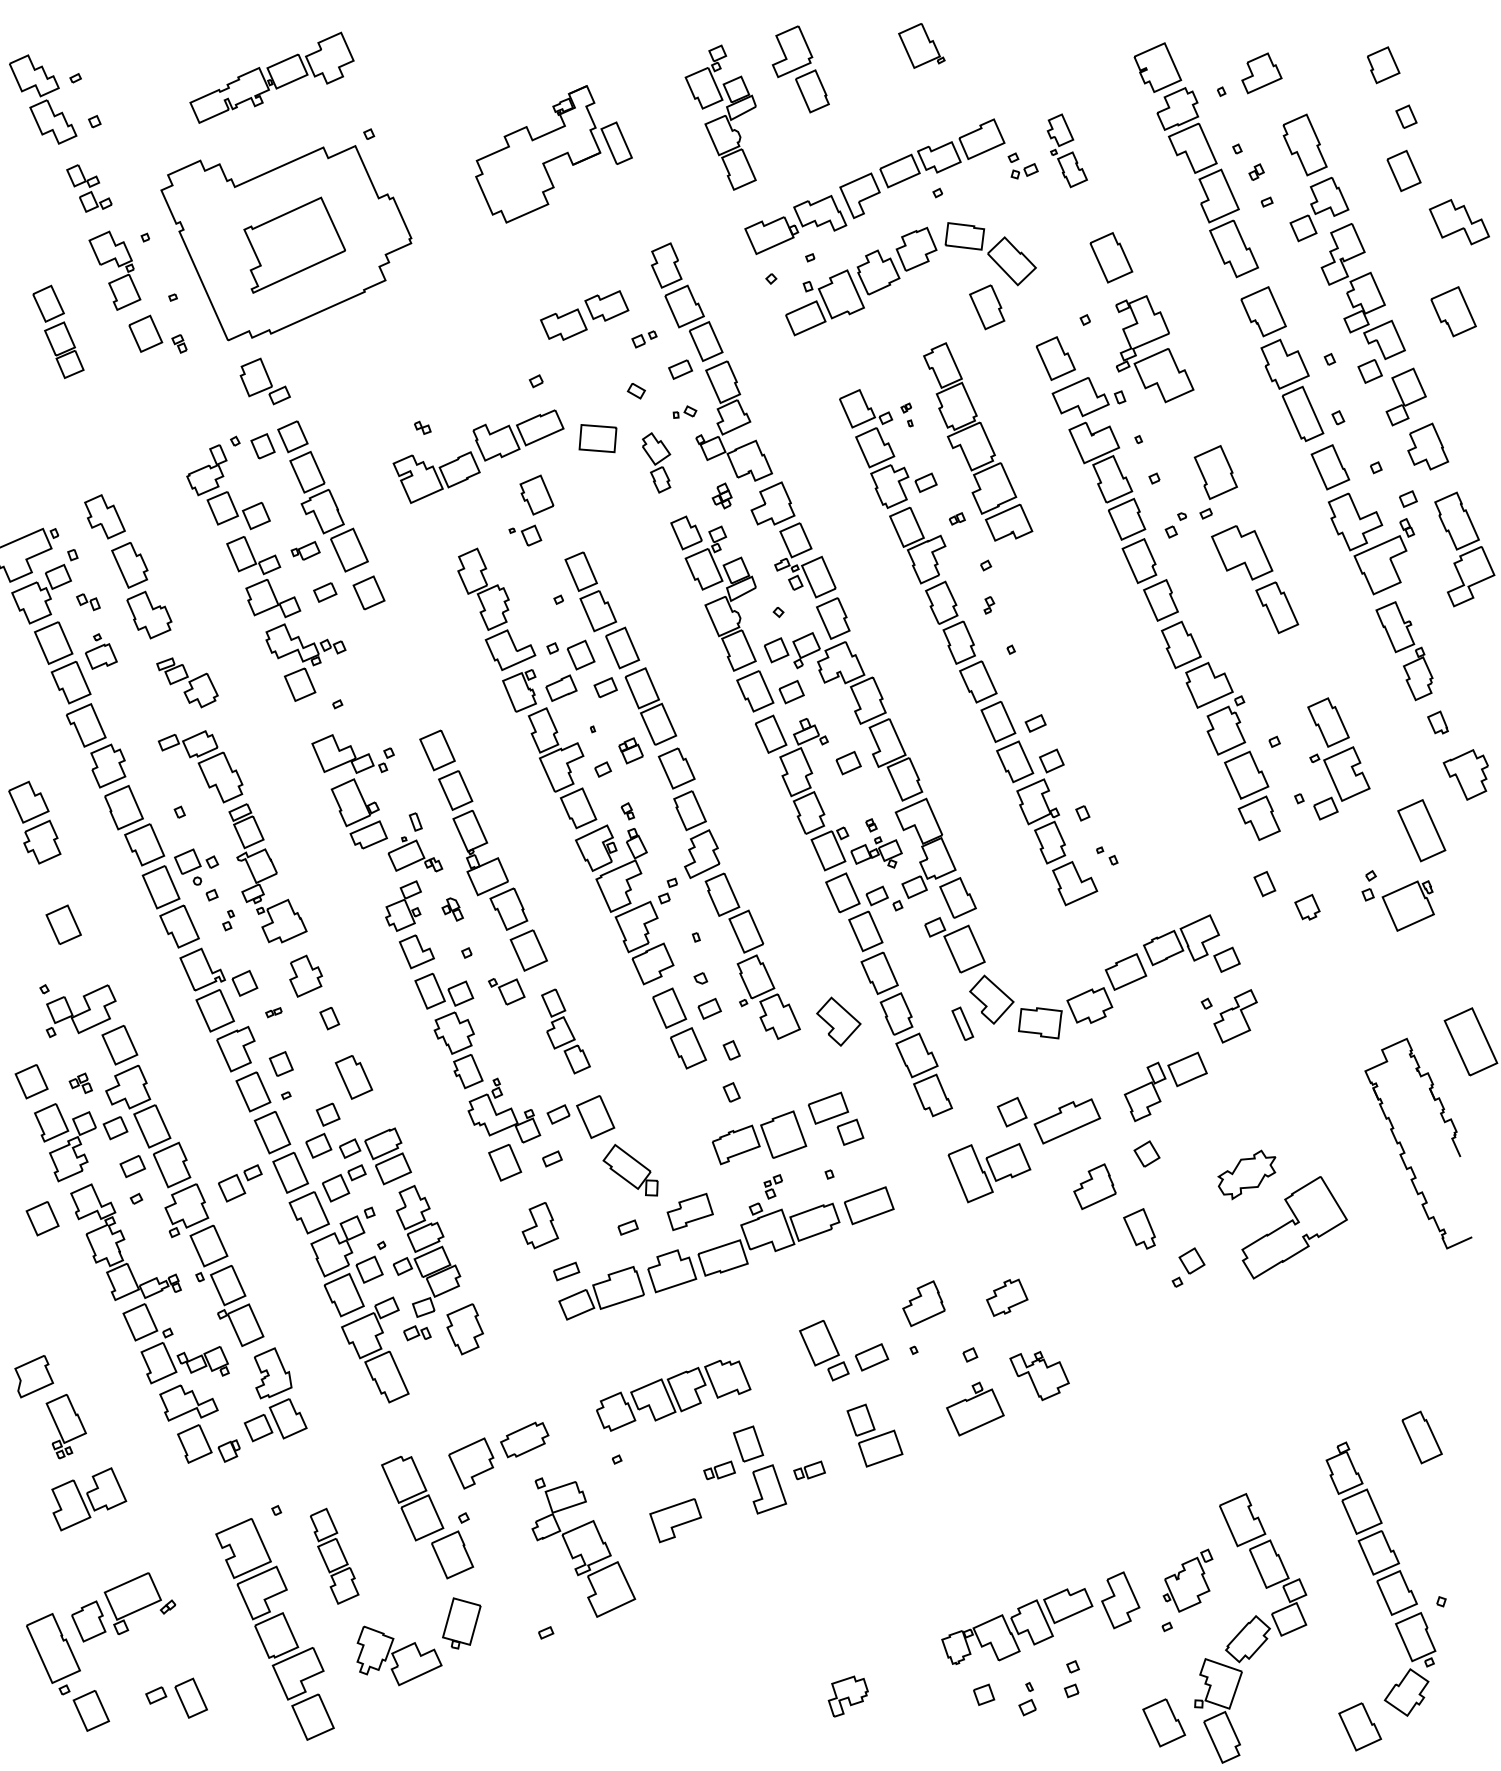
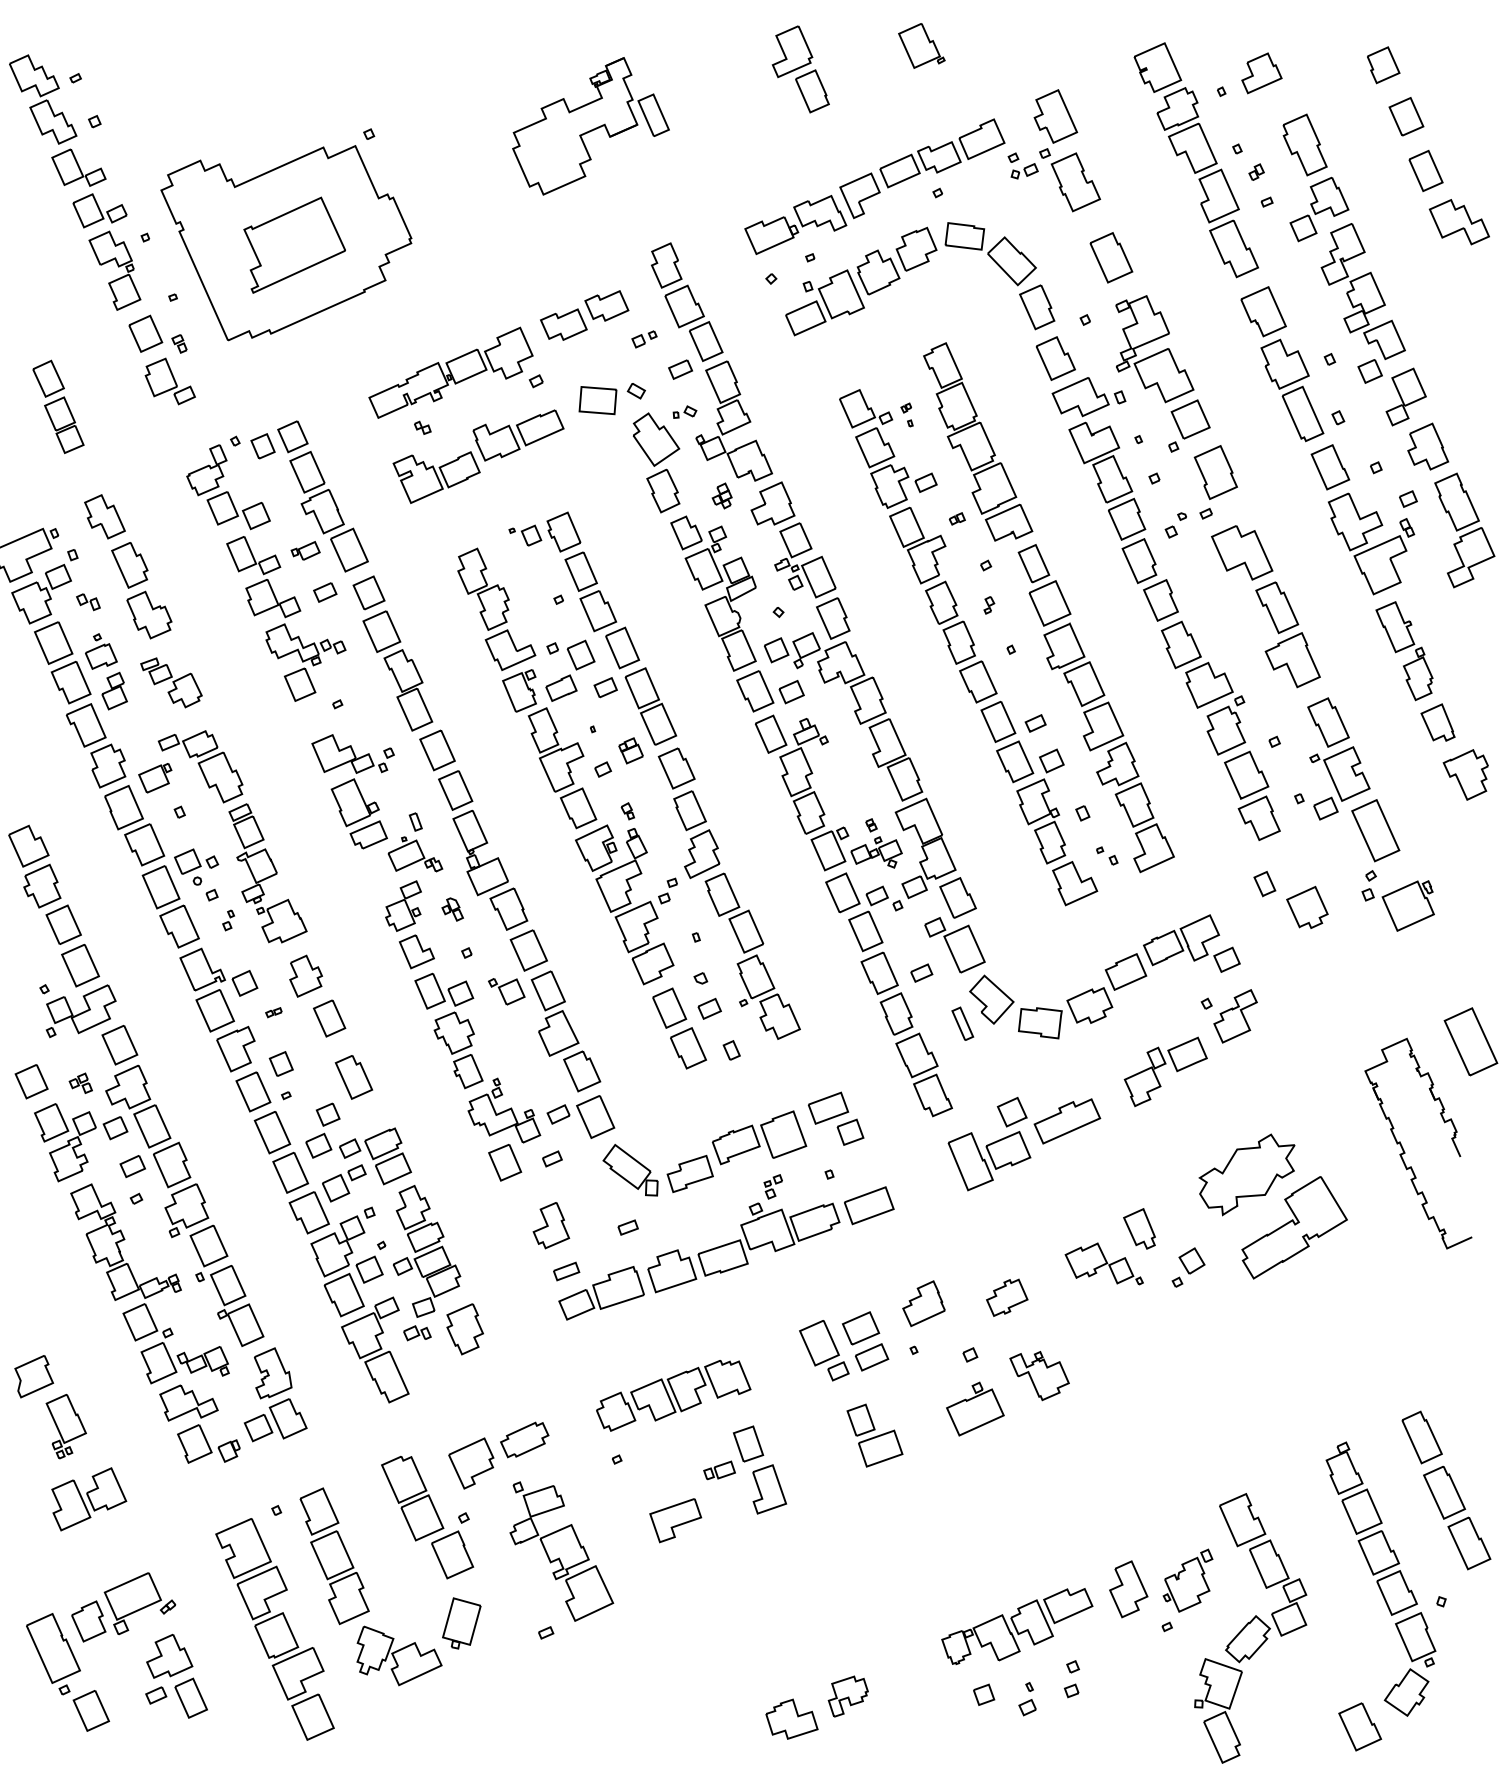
part position: (271, 77) -> (450, 372) (450, 372)
part size: 23x25 px -> 37x40 px (1406, 116)
part: present -> none (720, 117)
part size: 42x76 px -> 69x124 px (1067, 150)
part position: (553, 154) -> (590, 126) (590, 126)
part position: (1403, 170) -> (1425, 170) (1425, 170)
part size: 47x49 px -> 77x81 px (89, 188)
part position: (987, 307) -> (1037, 307) (1037, 307)
part: present -> none (1453, 311)
part position: (58, 331) -> (58, 406) (58, 406)
part position: (264, 381) -> (169, 381) (169, 381)
part: none -> present (1189, 425)
part position: (597, 438) -> (597, 400) (597, 400)
part size: 30x62 px -> 49x102 px (656, 462)
part position: (536, 494) -> (563, 531) (563, 531)
part position: (1464, 549) -> (1464, 530) (1464, 530)
part: none -> present (1292, 660)
part: none -> present (397, 670)
part position: (187, 682) -> (171, 682) (171, 682)
part: none -> present (114, 690)
part: none -> present (1095, 708)
part size: 22x25 px -> 36x39 px (1437, 722)
part: present -> none (848, 763)
part: none -> present (155, 778)
part position: (34, 822) -> (34, 866) (34, 866)
part position: (1421, 830) -> (1375, 830) (1375, 830)
part size: 27x28 px -> 43x44 px (1307, 906)
part: none -> present (80, 965)
part: none -> present (921, 972)
part size: 22x24 px -> 34x39 px (329, 1018)
part: present -> none (838, 1021)
part size: 50x87 px -> 72x123 px (565, 1031)
part position: (1163, 1080) -> (1163, 1065) (1163, 1065)
part: present -> none (731, 1092)
part: present -> none (1146, 1153)
part position: (989, 1173) -> (989, 1161) (989, 1161)
part size: 60x52 px -> 98x84 px (1246, 1174)
part: present -> none (240, 1183)
part: present -> none (1094, 1186)
part position: (689, 1211) -> (689, 1173) (689, 1173)
part: present -> none (42, 1218)
part position: (540, 1225) -> (551, 1225) (551, 1225)
part: none -> present (1103, 1263)
part: none -> present (860, 1328)
part: present -> none (809, 1470)
part: none -> present (1457, 1517)
part position: (583, 1547) -> (561, 1551) (561, 1551)
part size: 51x98 px -> 71x139 px (334, 1556)
part position: (1120, 1600) -> (1128, 1589) (1128, 1589)
part: none -> present (169, 1655)
part: none -> present (791, 1718)
part: present -> none (1164, 1722)
